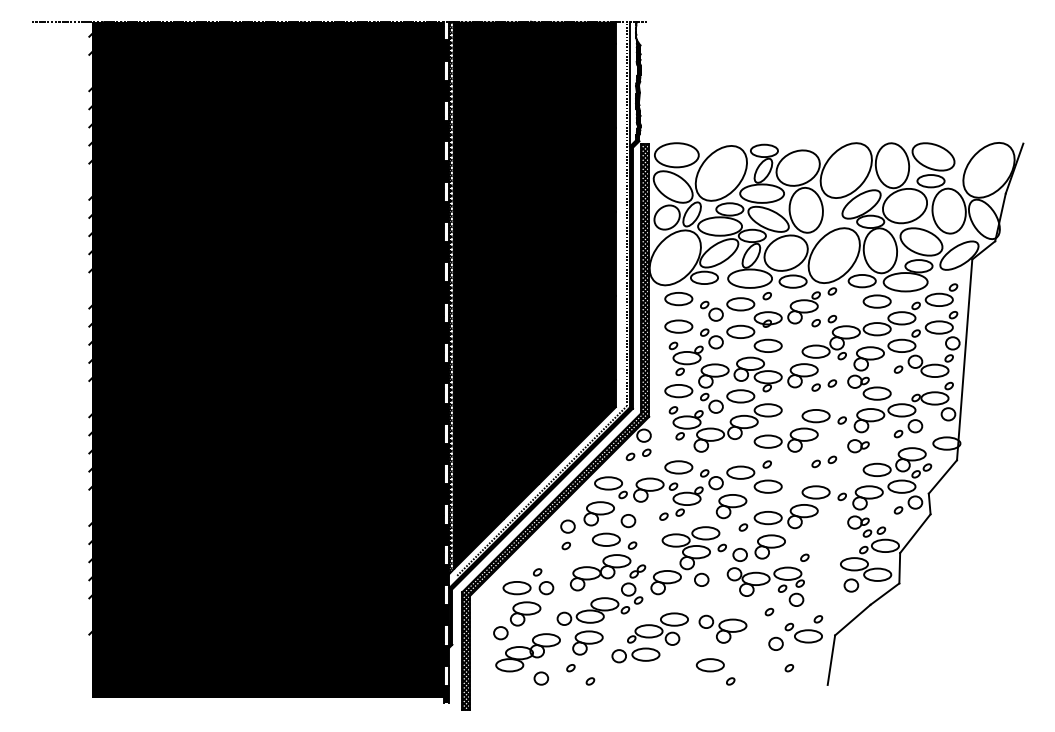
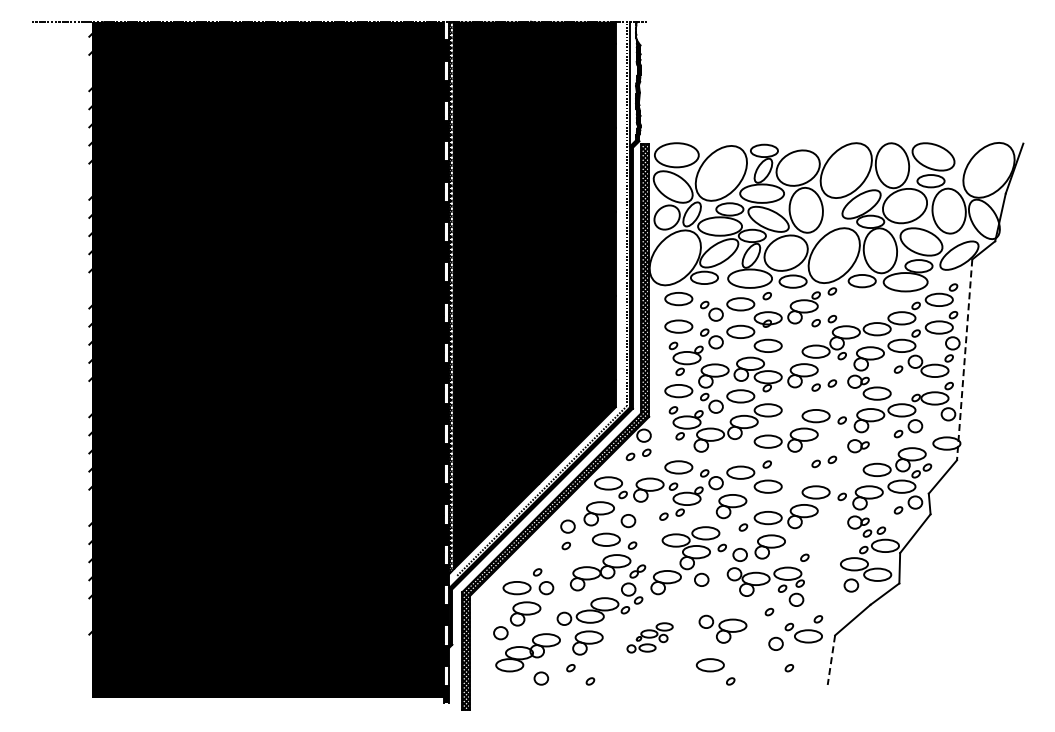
part: present -> none (876, 301)
line: solid -> dashed (964, 359)
part size: 78x52 px -> 48x32 px (649, 637)
line: solid -> dashed (831, 660)
